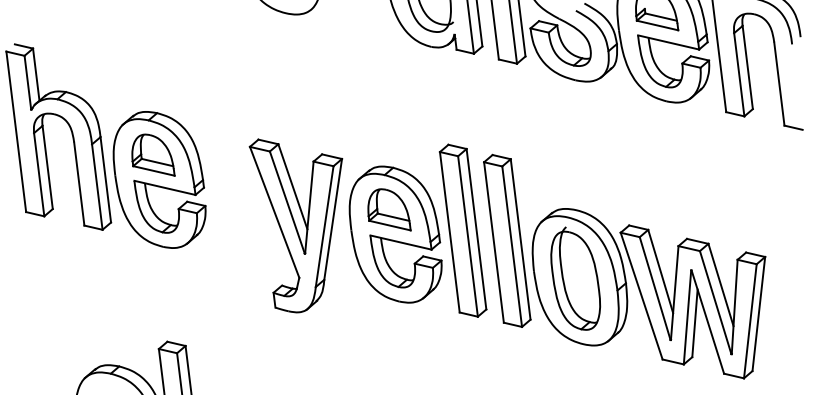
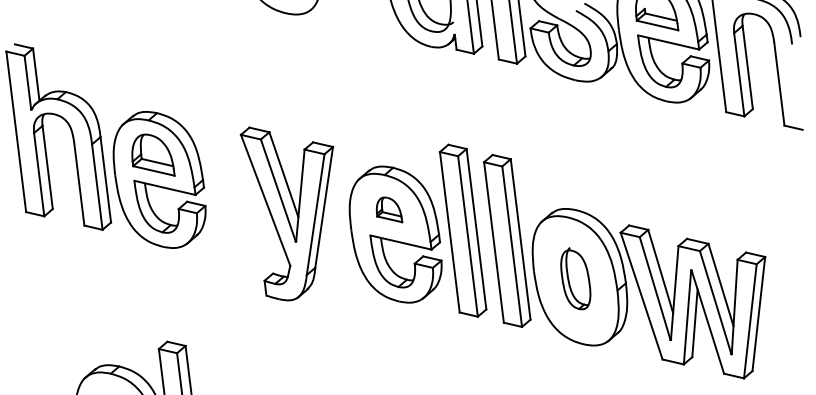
part size: 45x44 px -> 28x28 px (389, 209)
part position: (295, 225) -> (286, 213) (286, 213)
part size: 52x105 px -> 32x64 px (575, 278)
